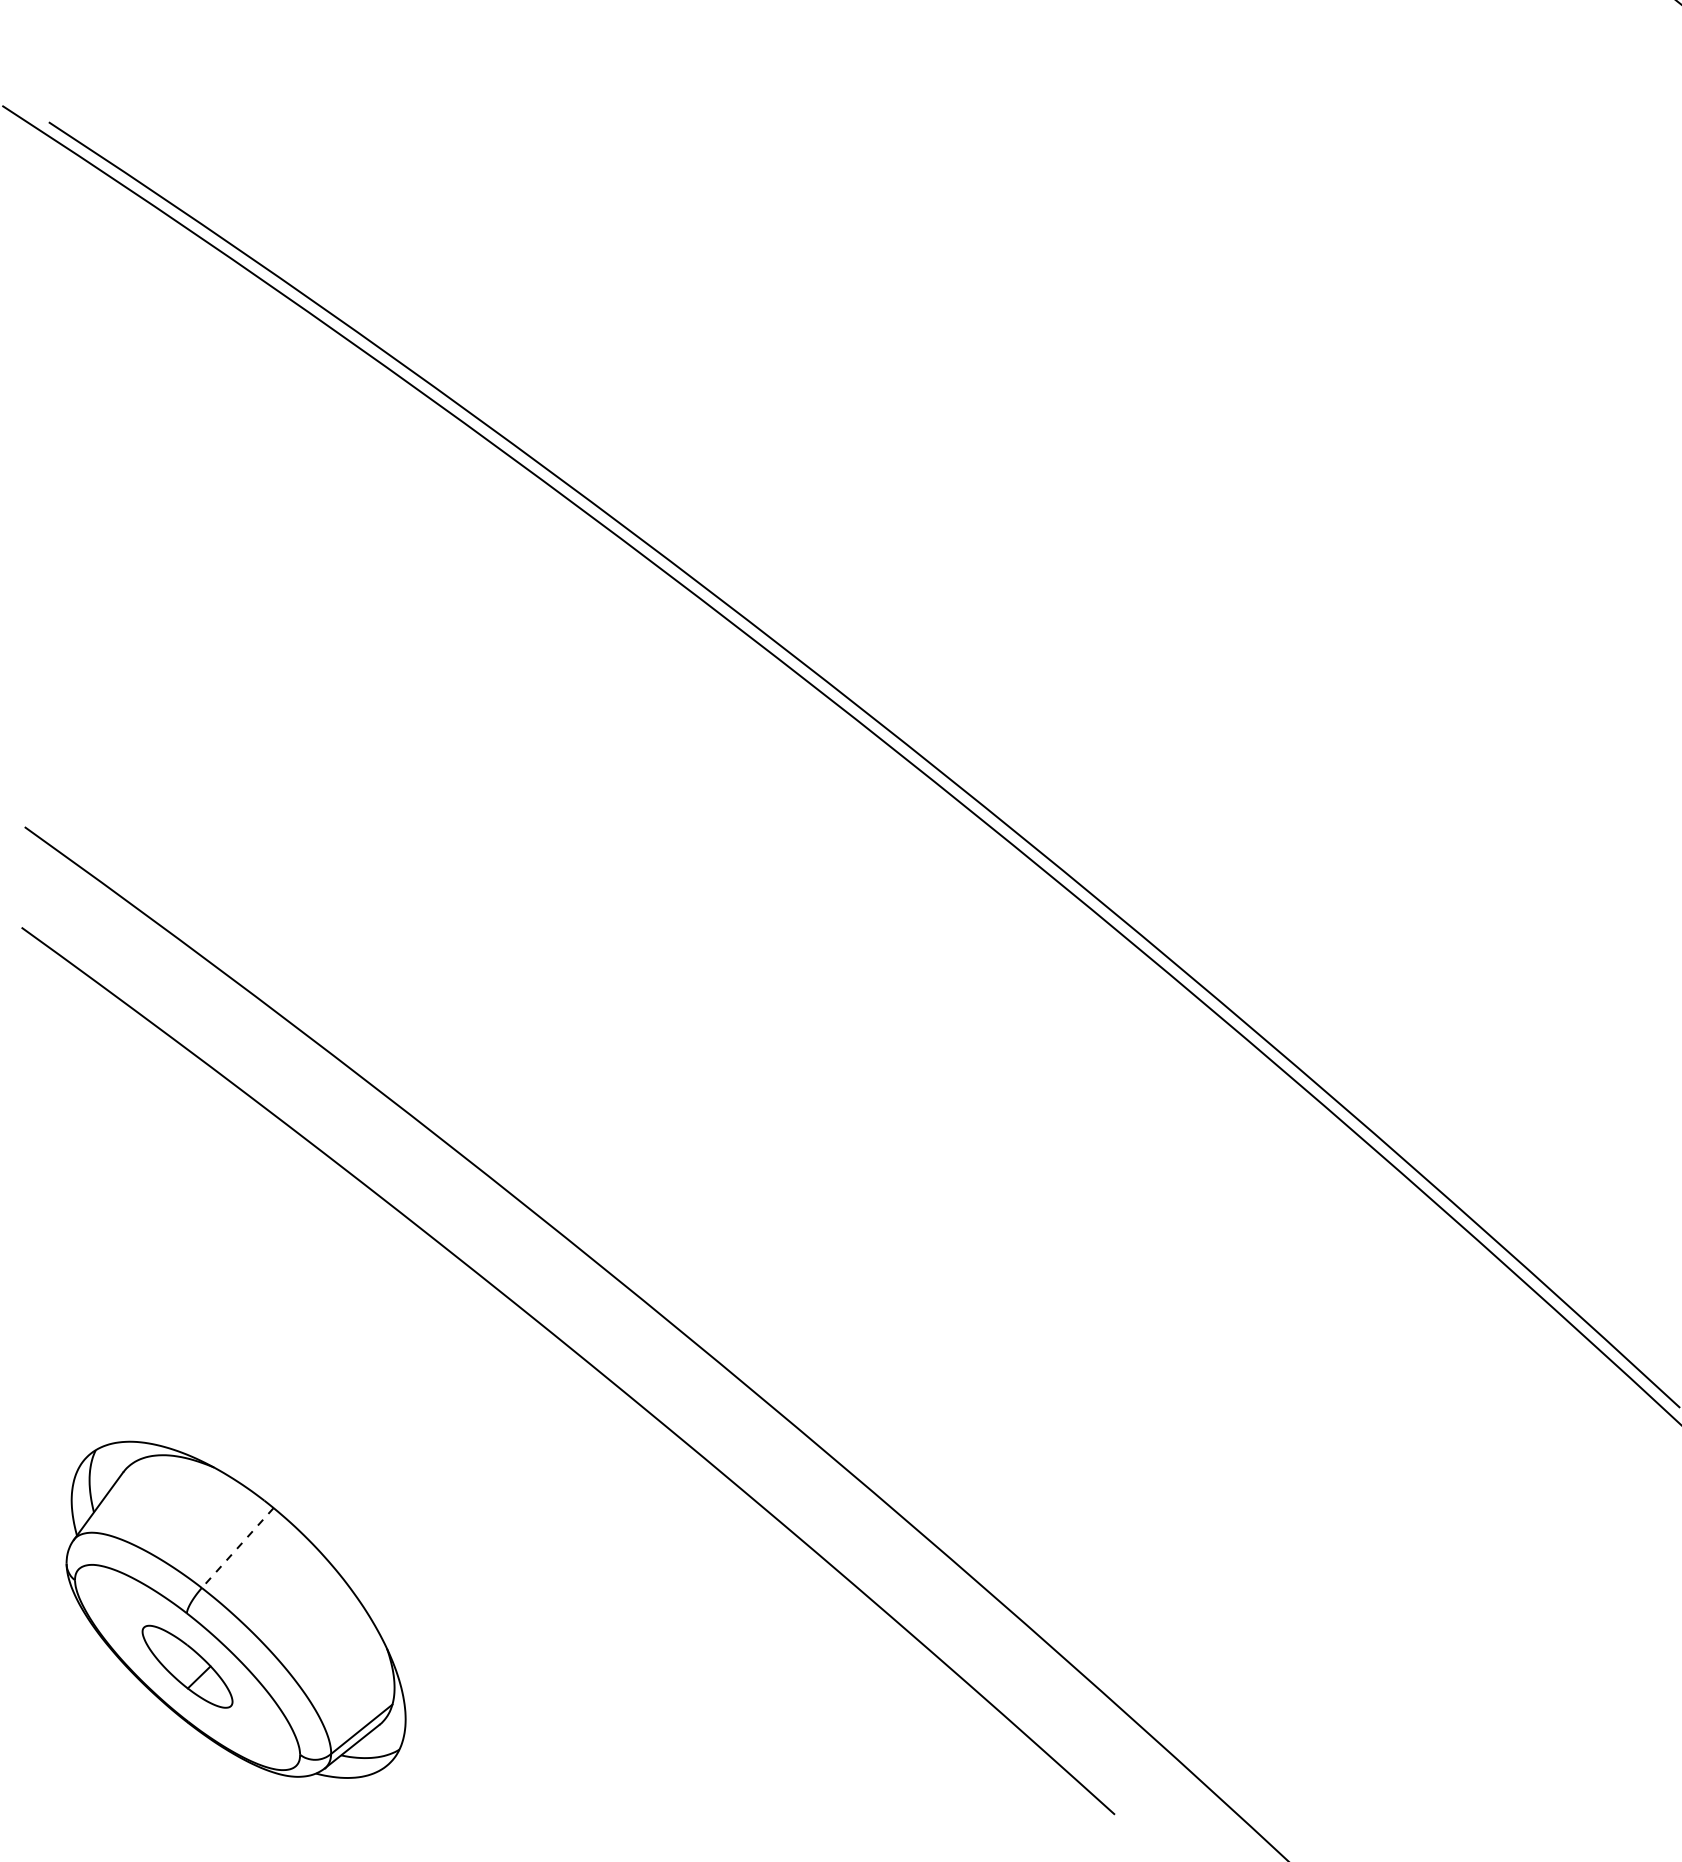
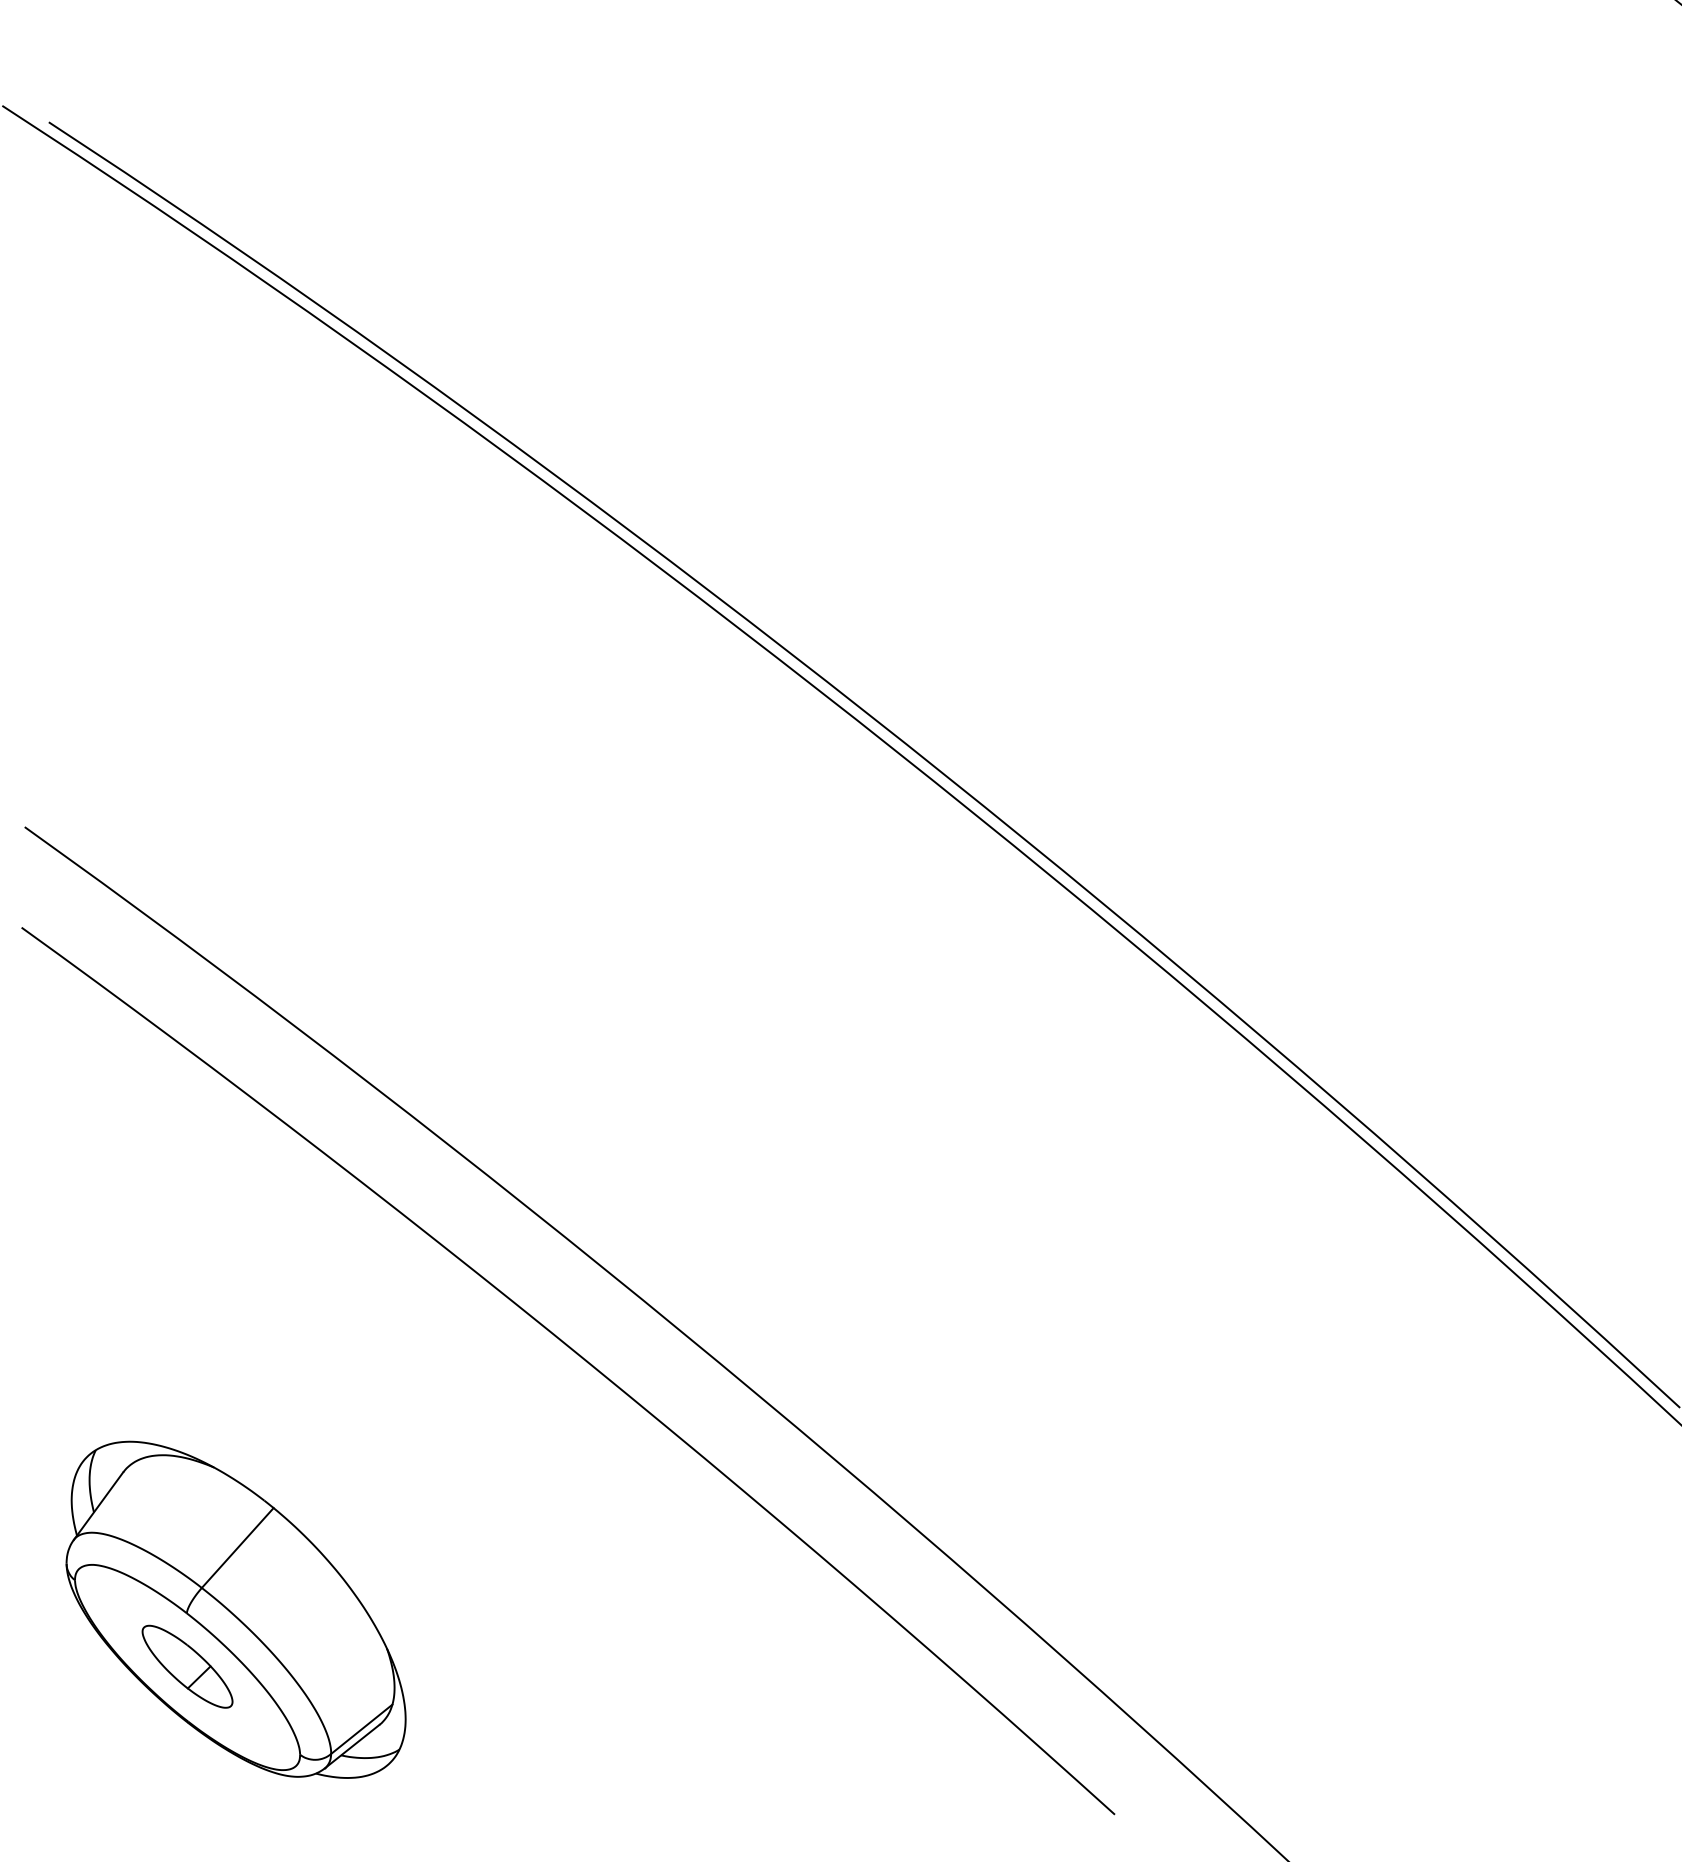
line: dashed -> solid (237, 1548)
